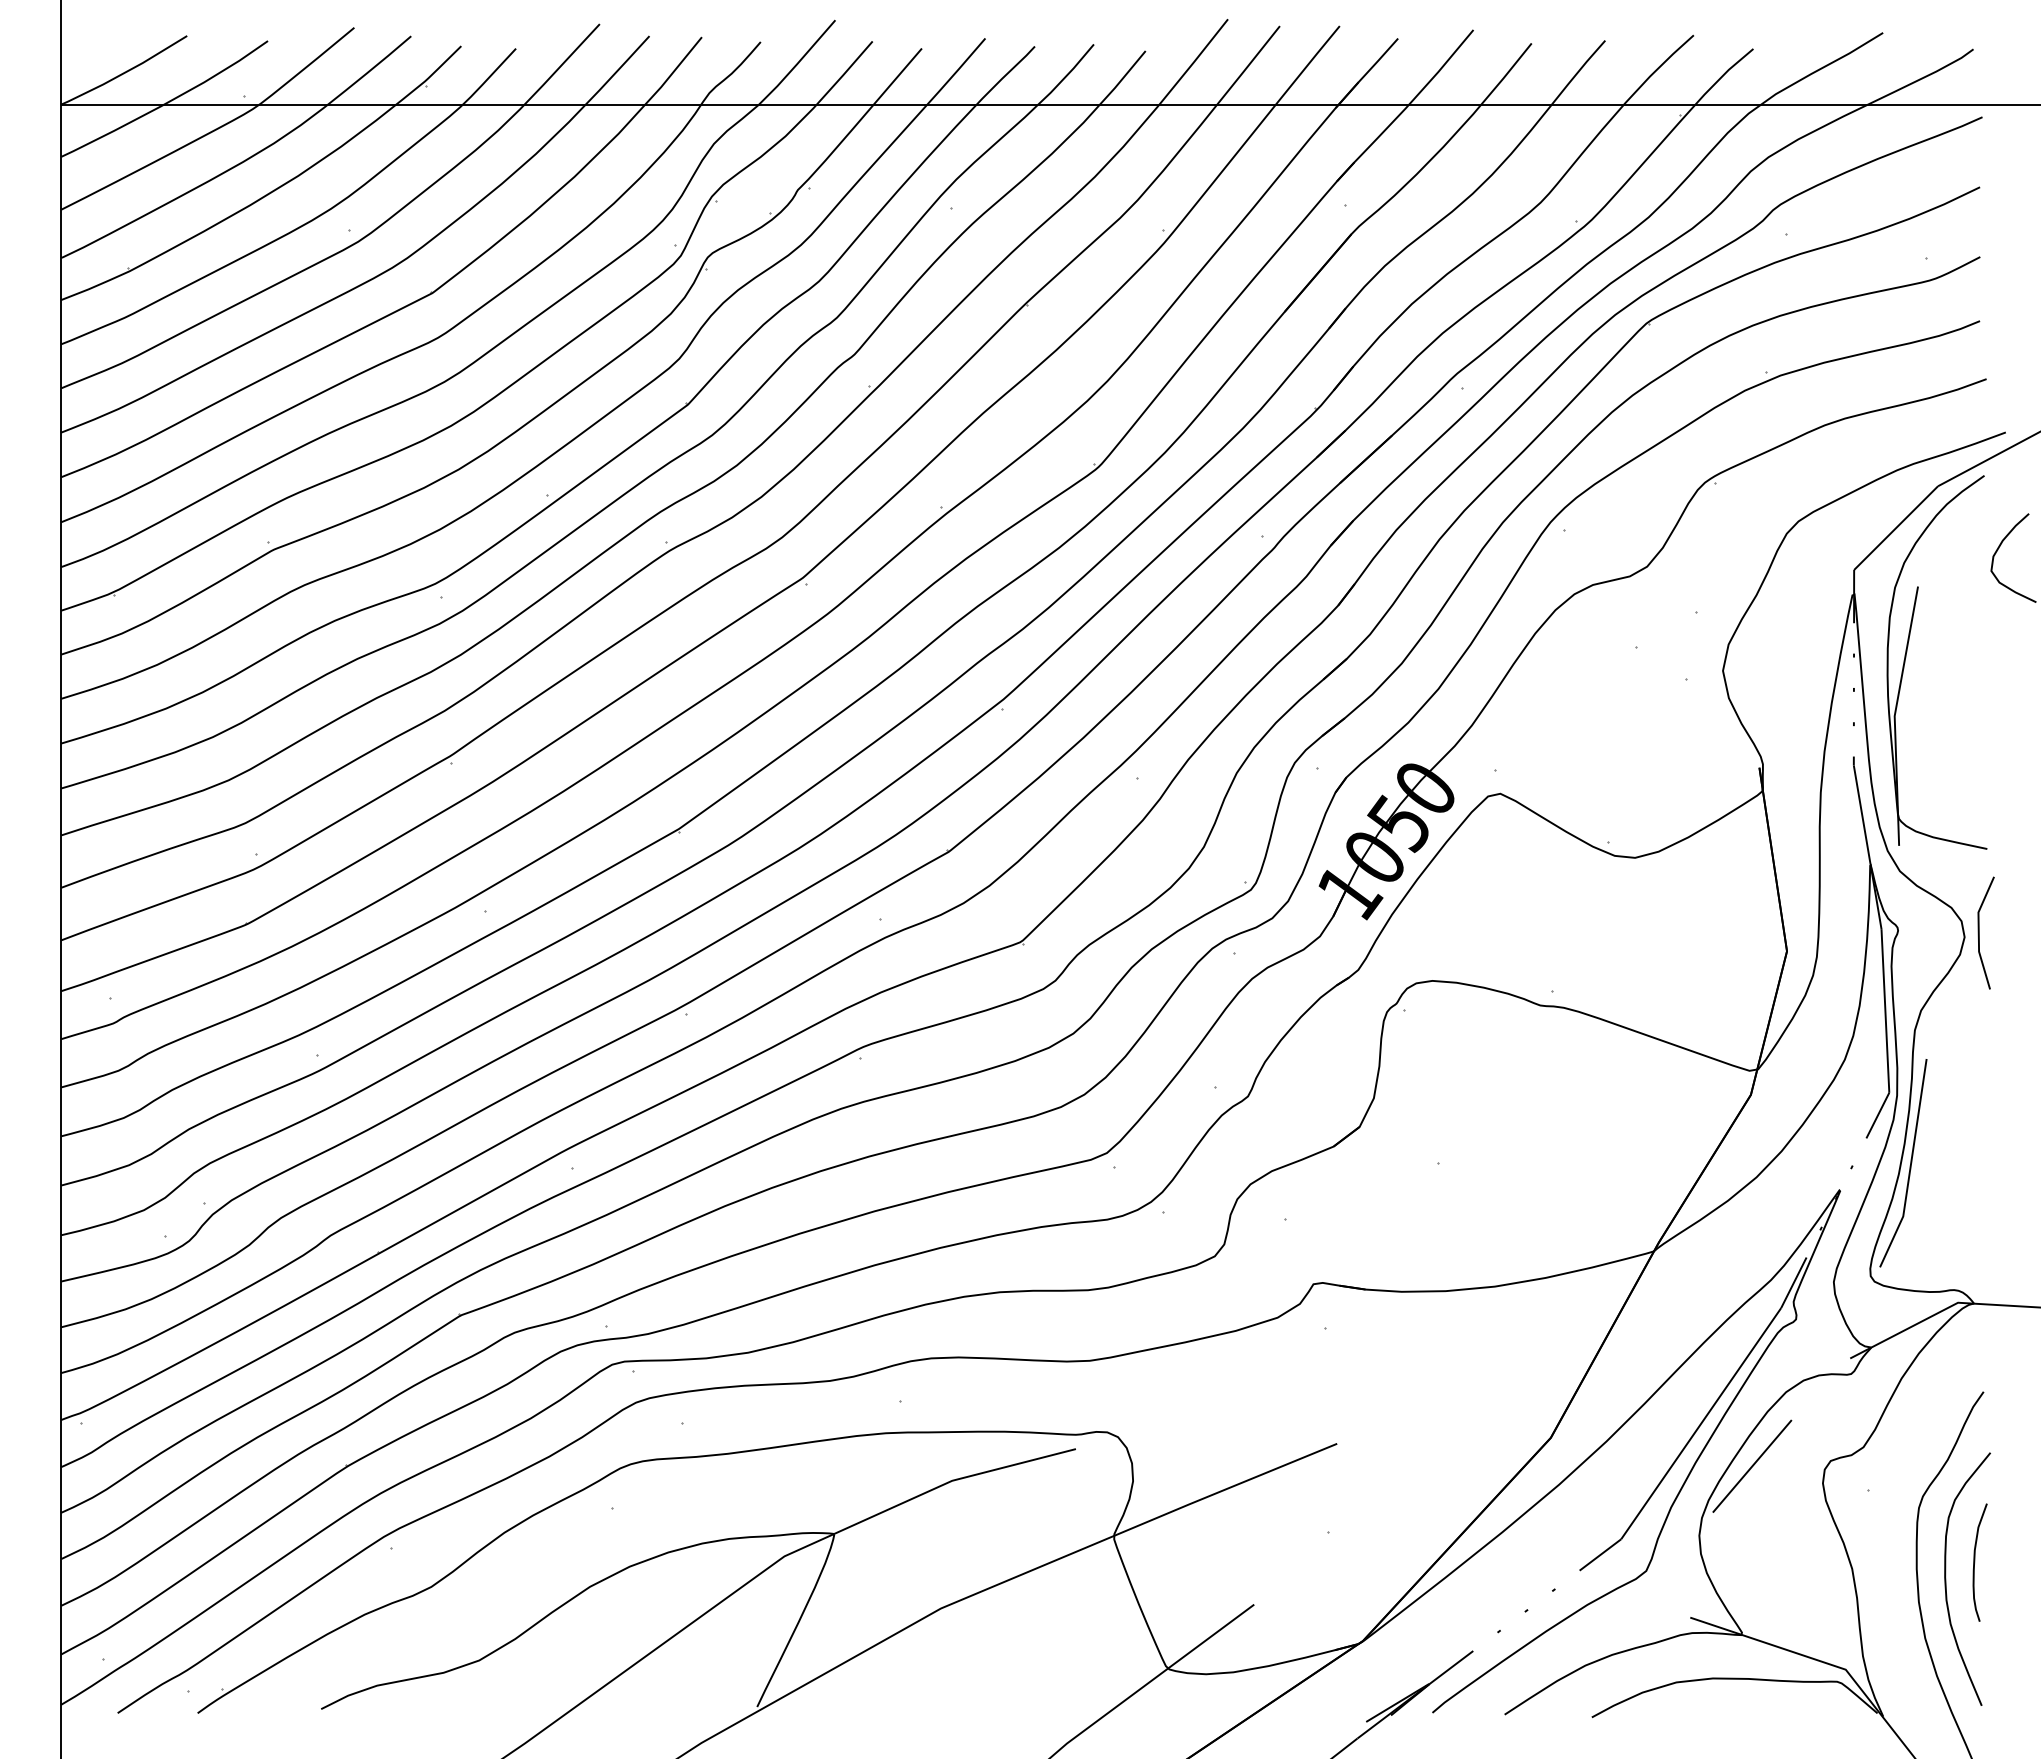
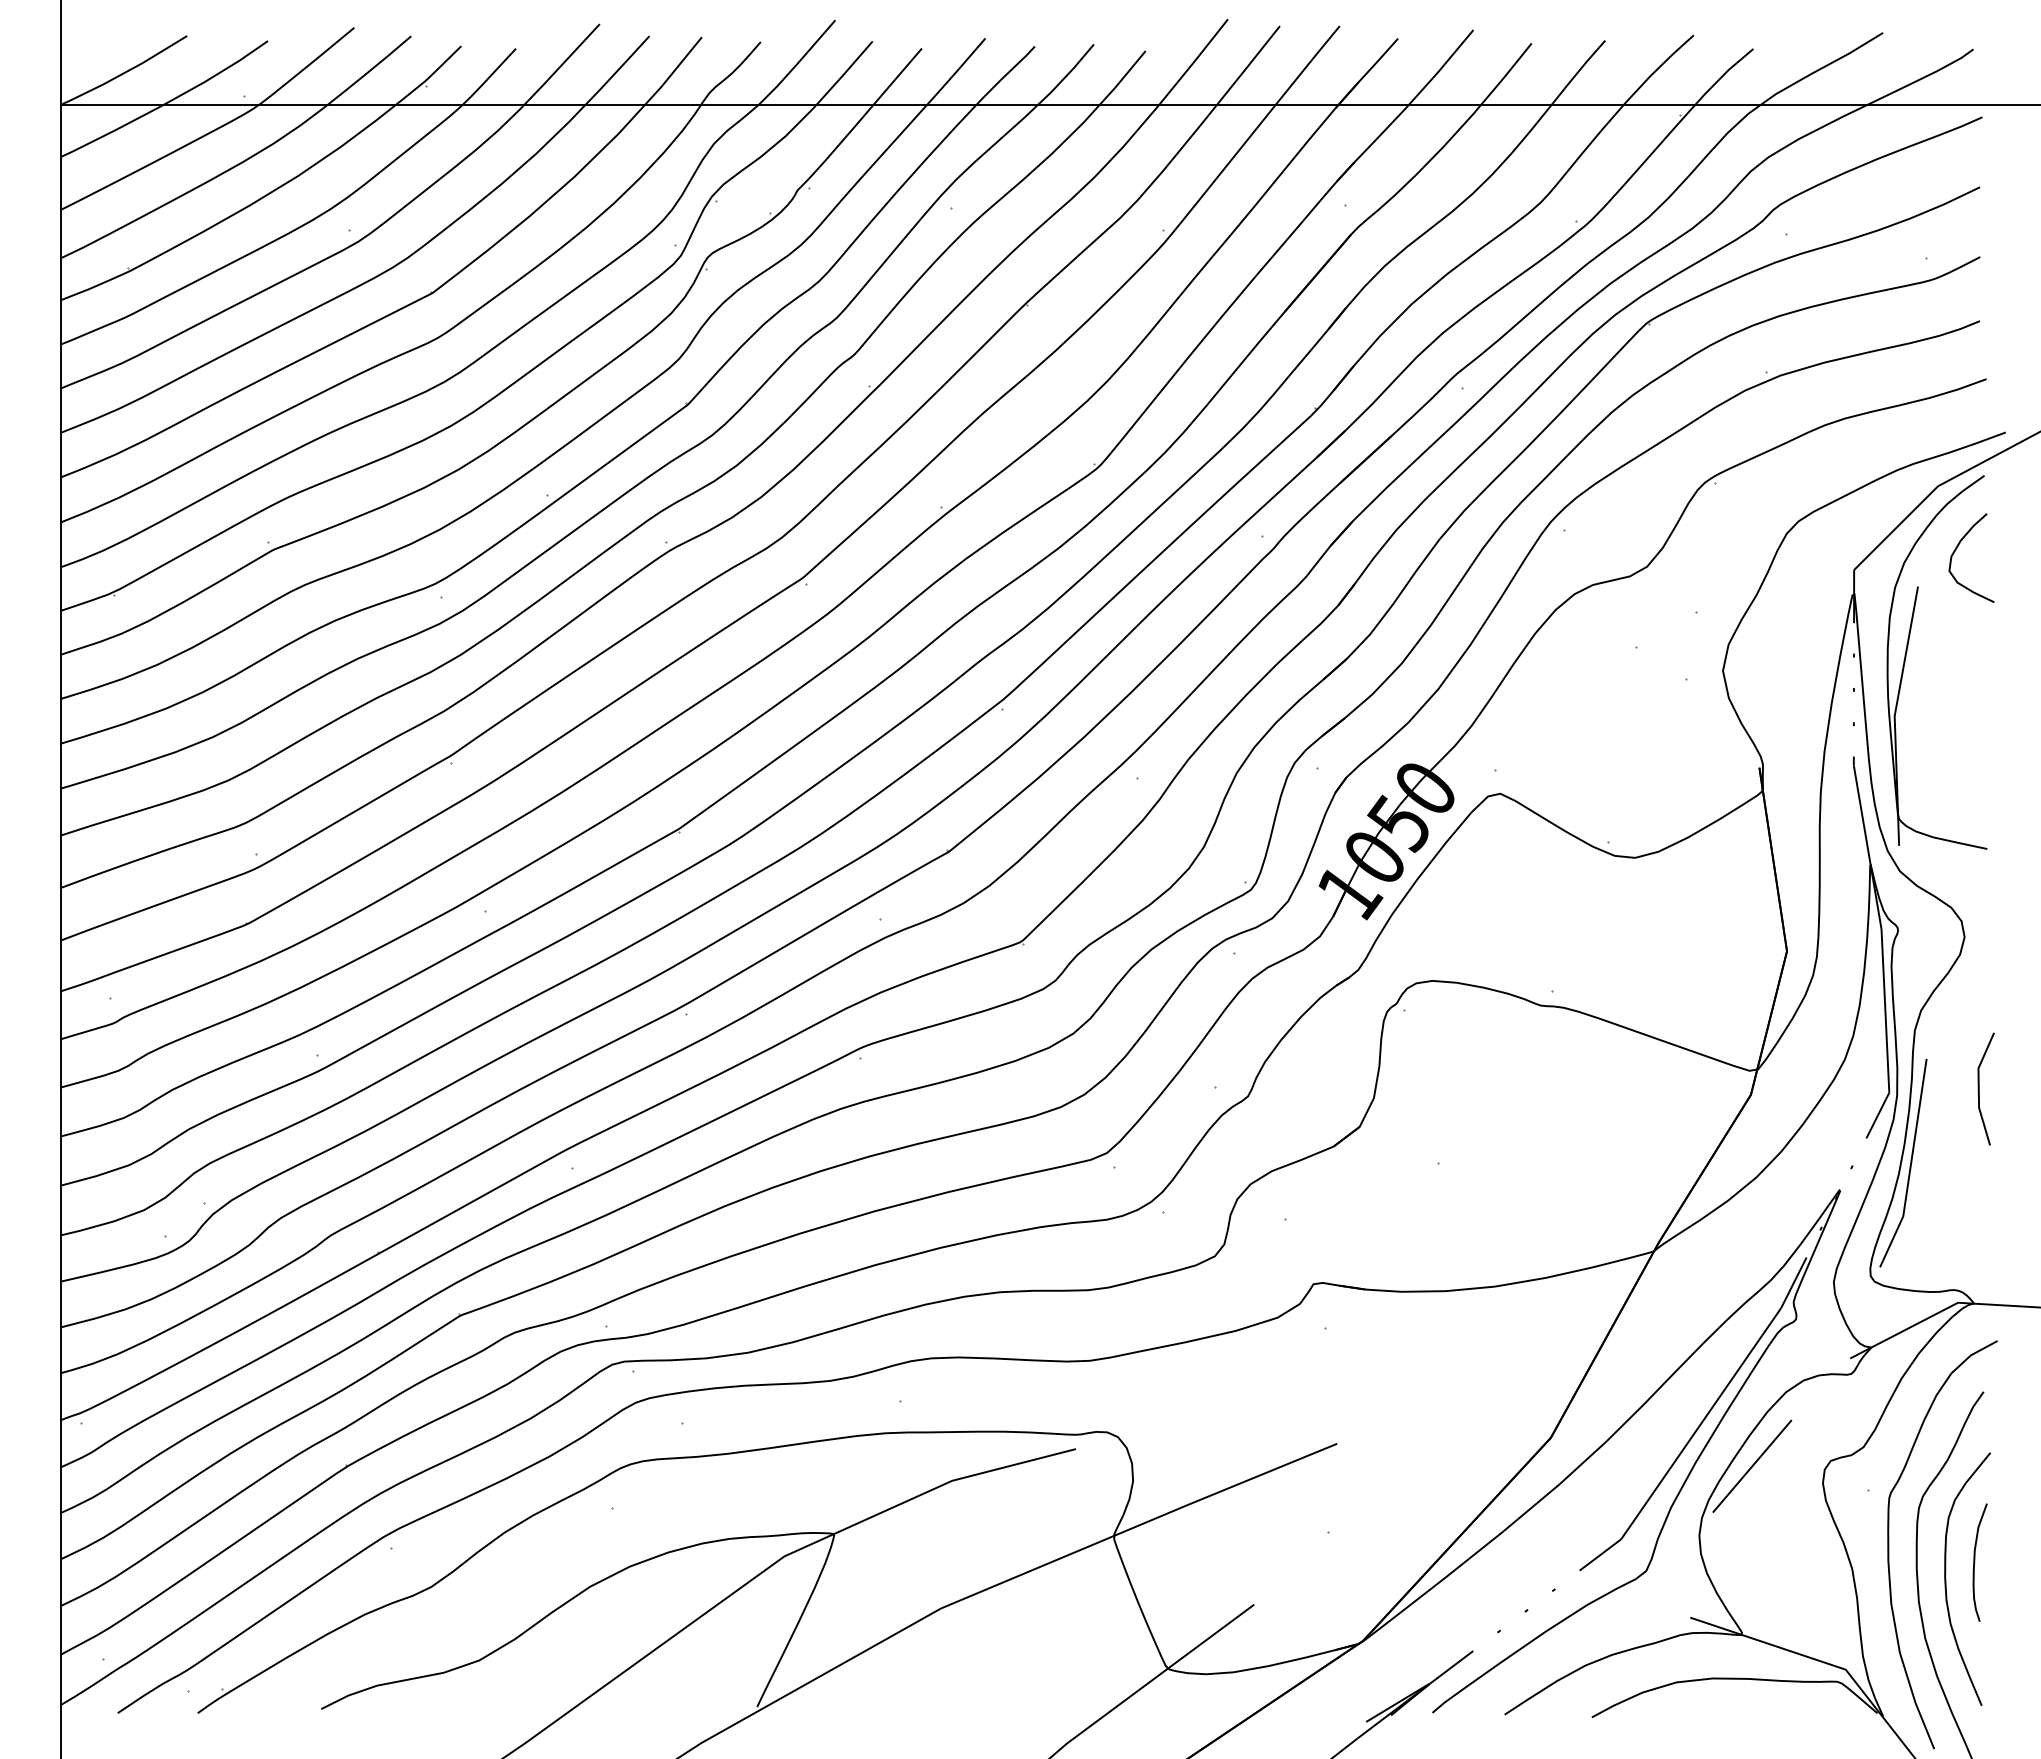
curve position: (1998, 550) -> (1956, 550) (1956, 550)
line position: (1979, 932) -> (1979, 1088) (1979, 1088)
curve: none -> present (1889, 1544)
